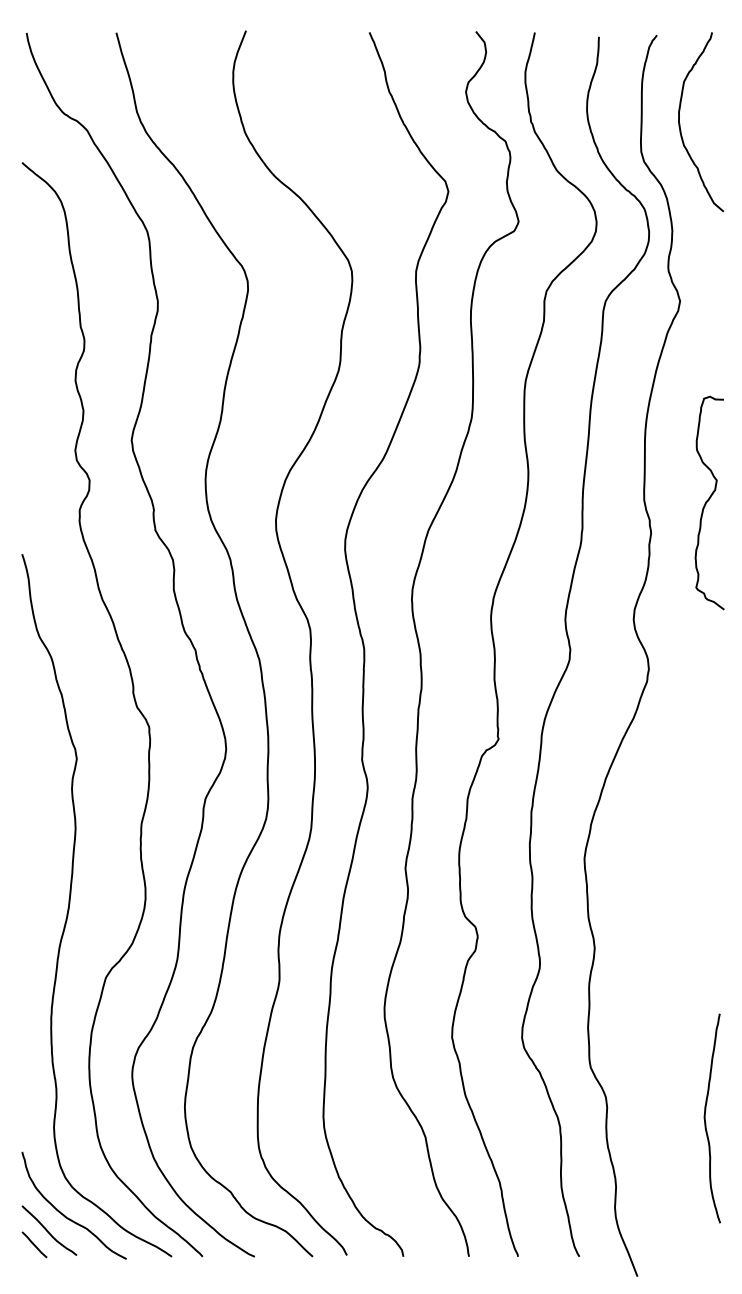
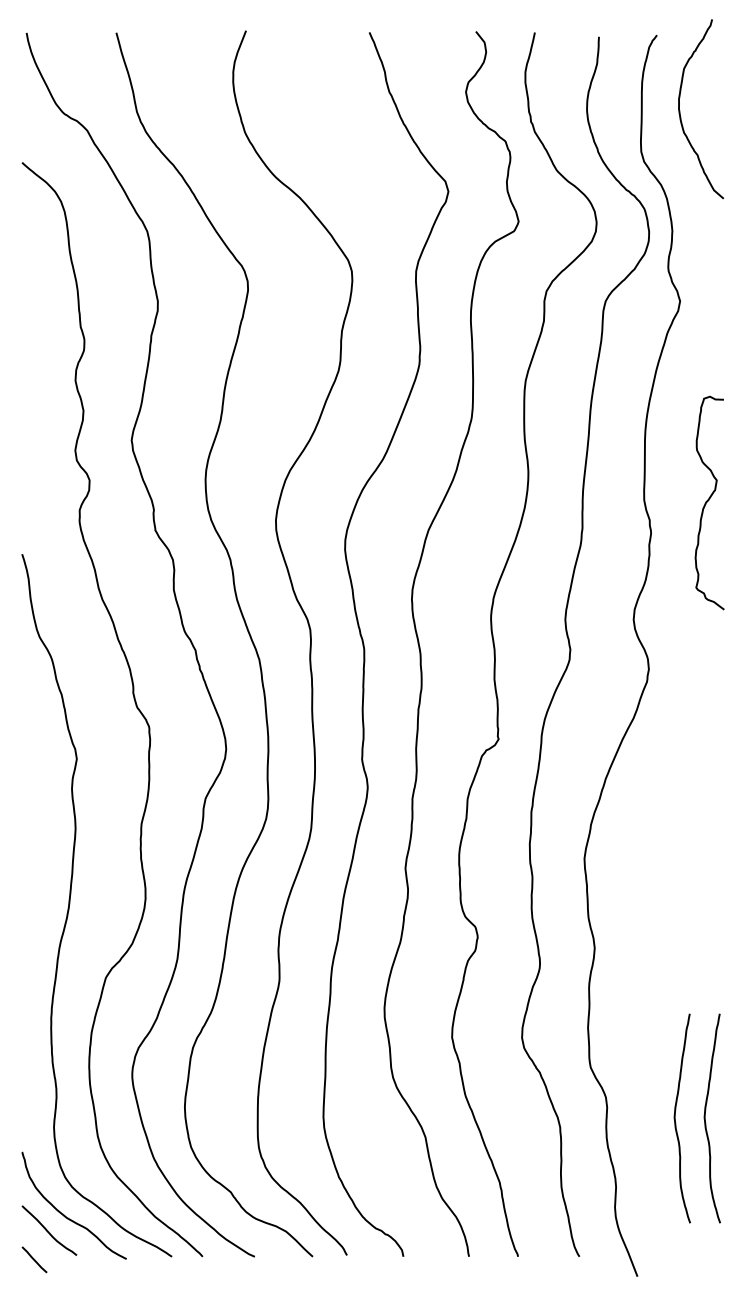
curve position: (680, 123) -> (680, 110) (680, 110)
curve: none -> present (675, 1118)
line position: (34, 1244) -> (34, 1259) (34, 1259)
